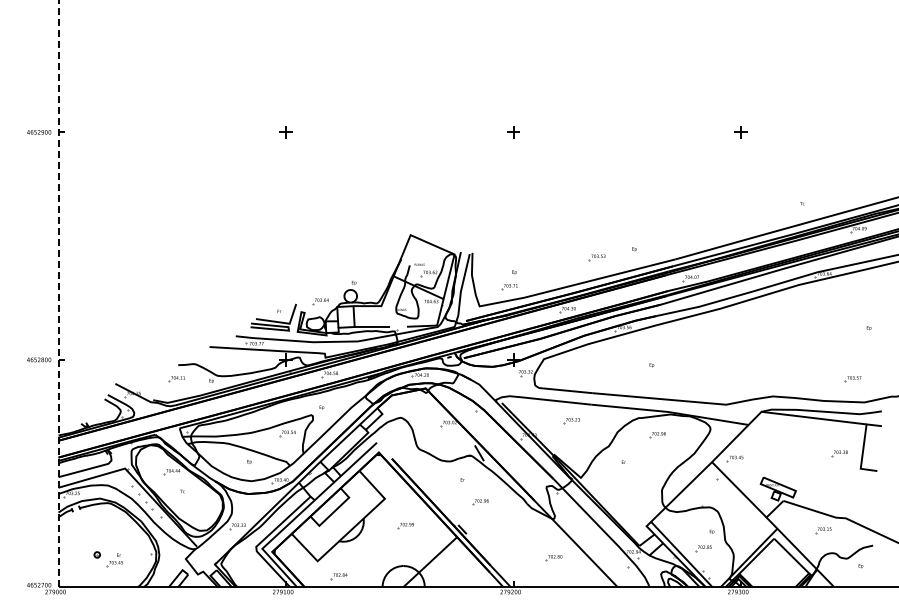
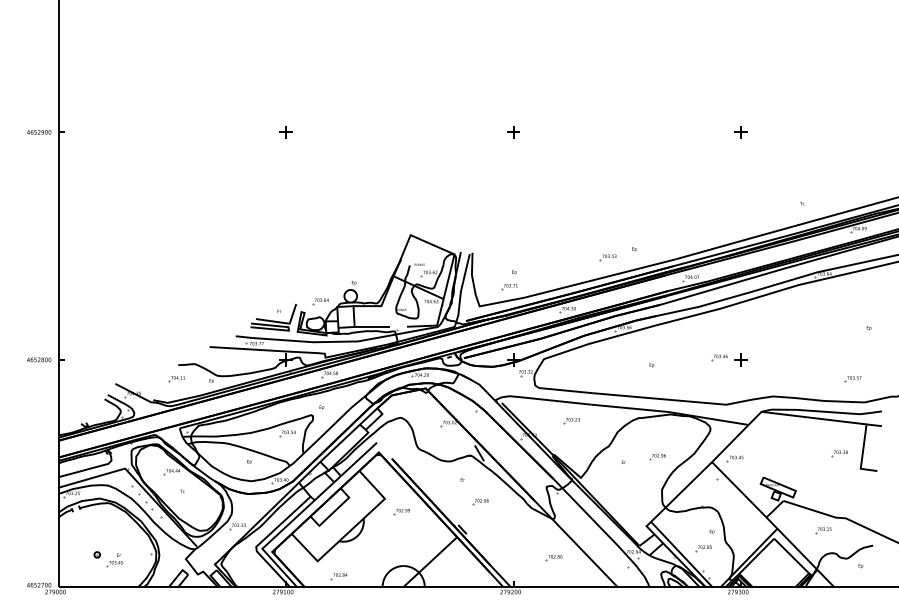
part position: (596, 257) -> (607, 257) (607, 257)
line: dashed -> solid (58, 293)
part: none -> present (729, 359)
part position: (657, 435) -> (657, 457) (657, 457)
part position: (405, 526) -> (401, 512) (401, 512)
